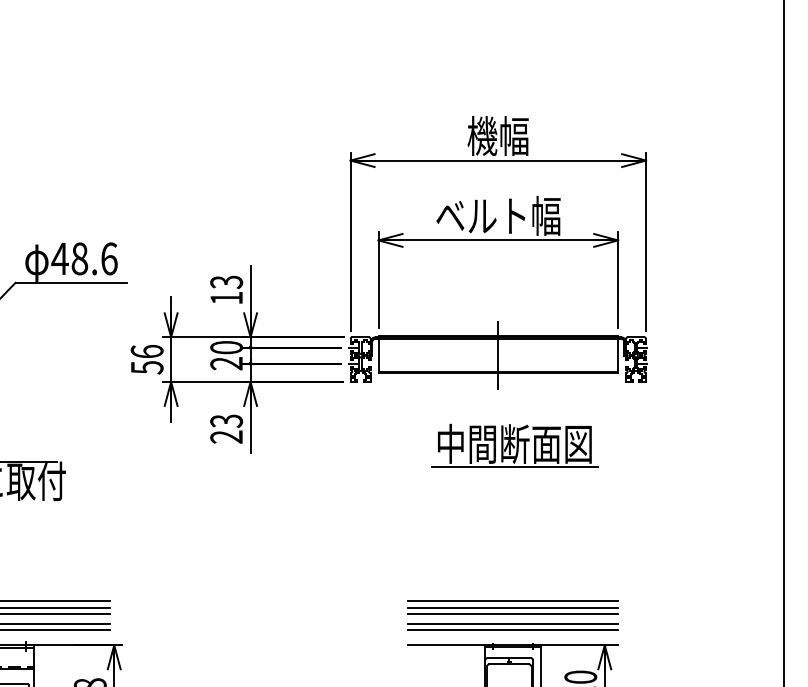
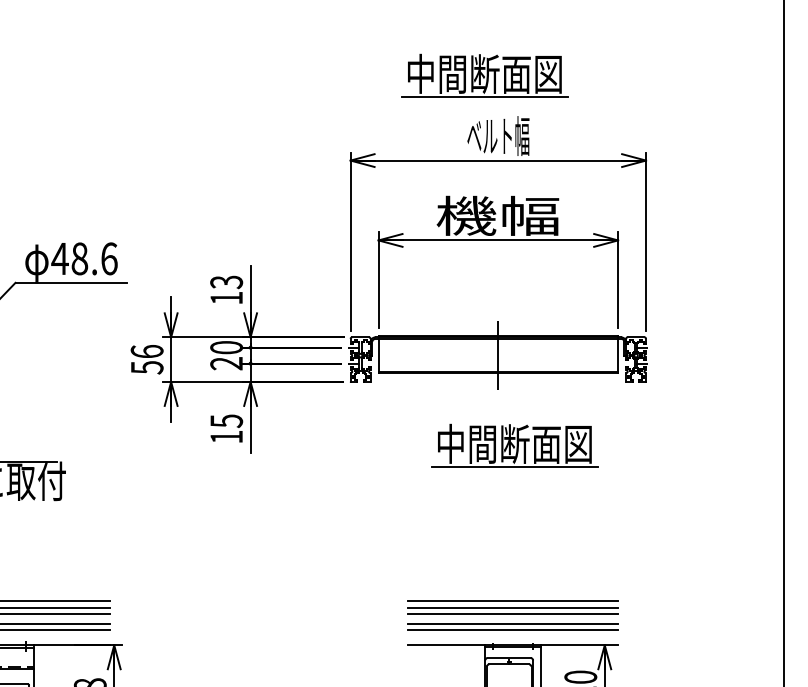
part: none -> present (484, 75)
text: 機幅 -> ベルト幅 (498, 136)
text: ベルト幅 -> 機幅 (498, 215)
text: 23 -> 15 (226, 428)
